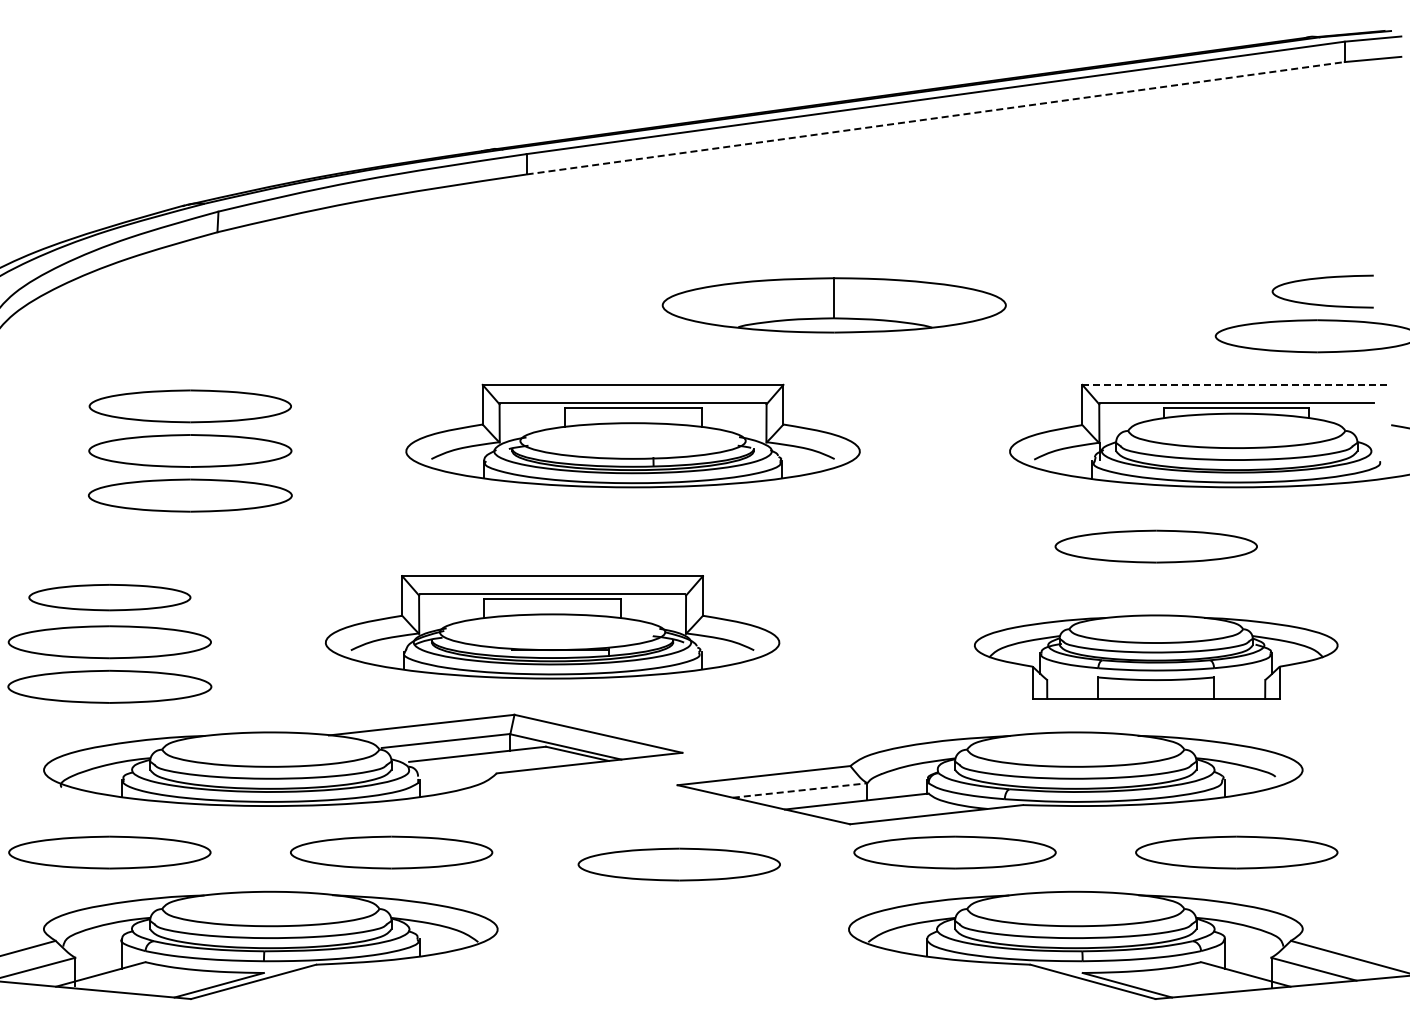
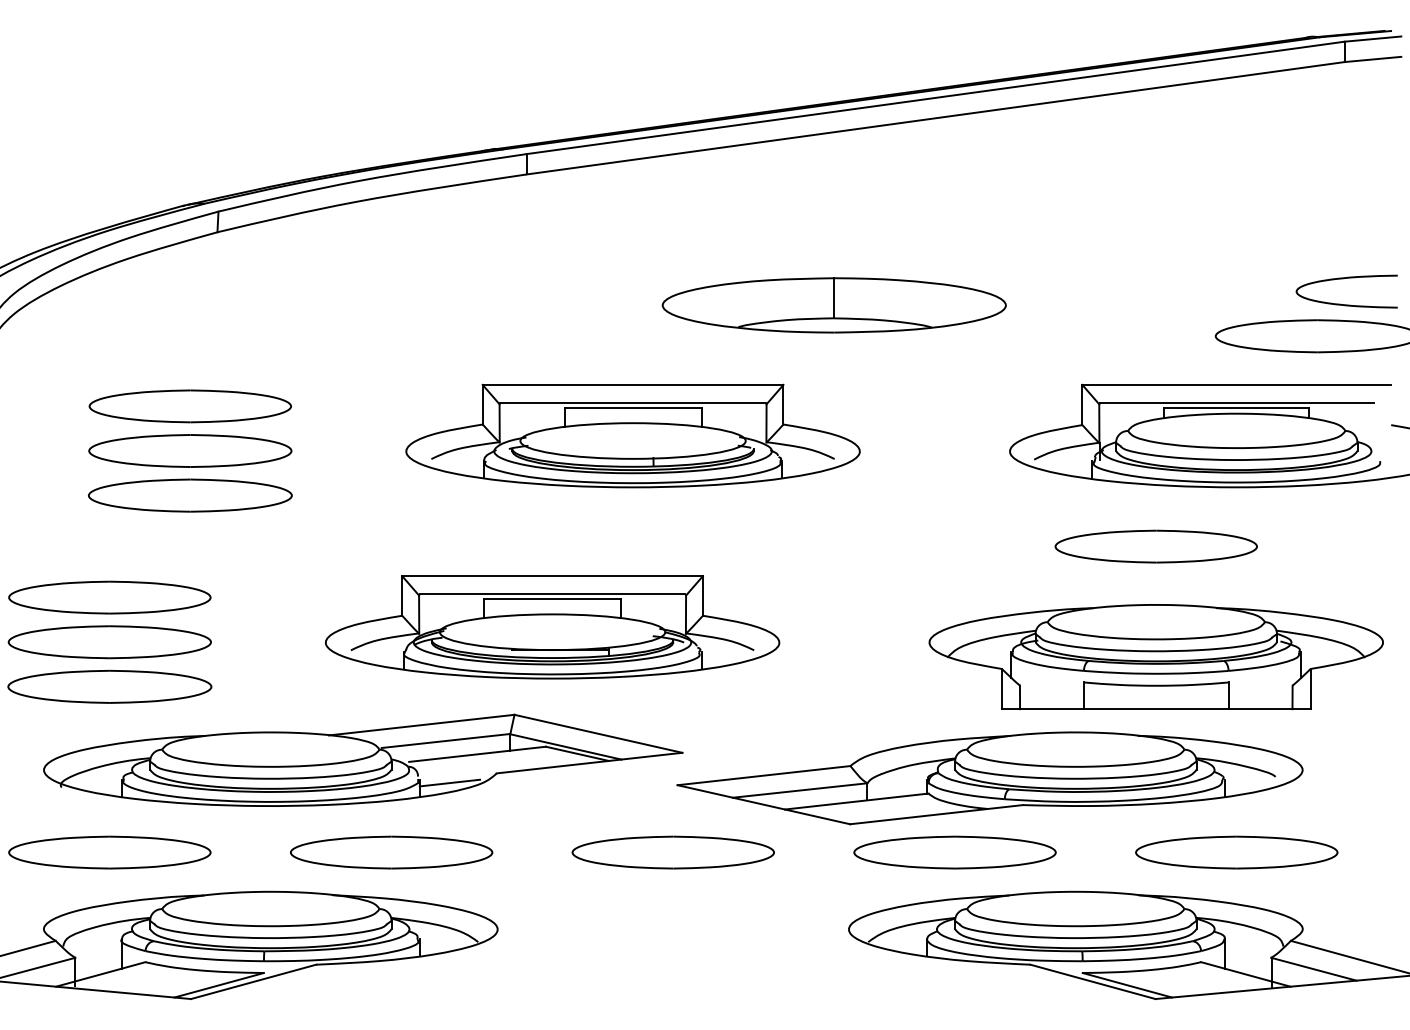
line: dashed -> solid (935, 118)
curve position: (1319, 279) -> (1343, 279) (1343, 279)
line: dashed -> solid (1237, 384)
part size: 164x28 px -> 204x35 px (109, 597)
part size: 365x86 px -> 456x107 px (1155, 657)
line: none -> present (449, 782)
line: dashed -> solid (800, 790)
part position: (678, 864) -> (672, 852) (672, 852)
